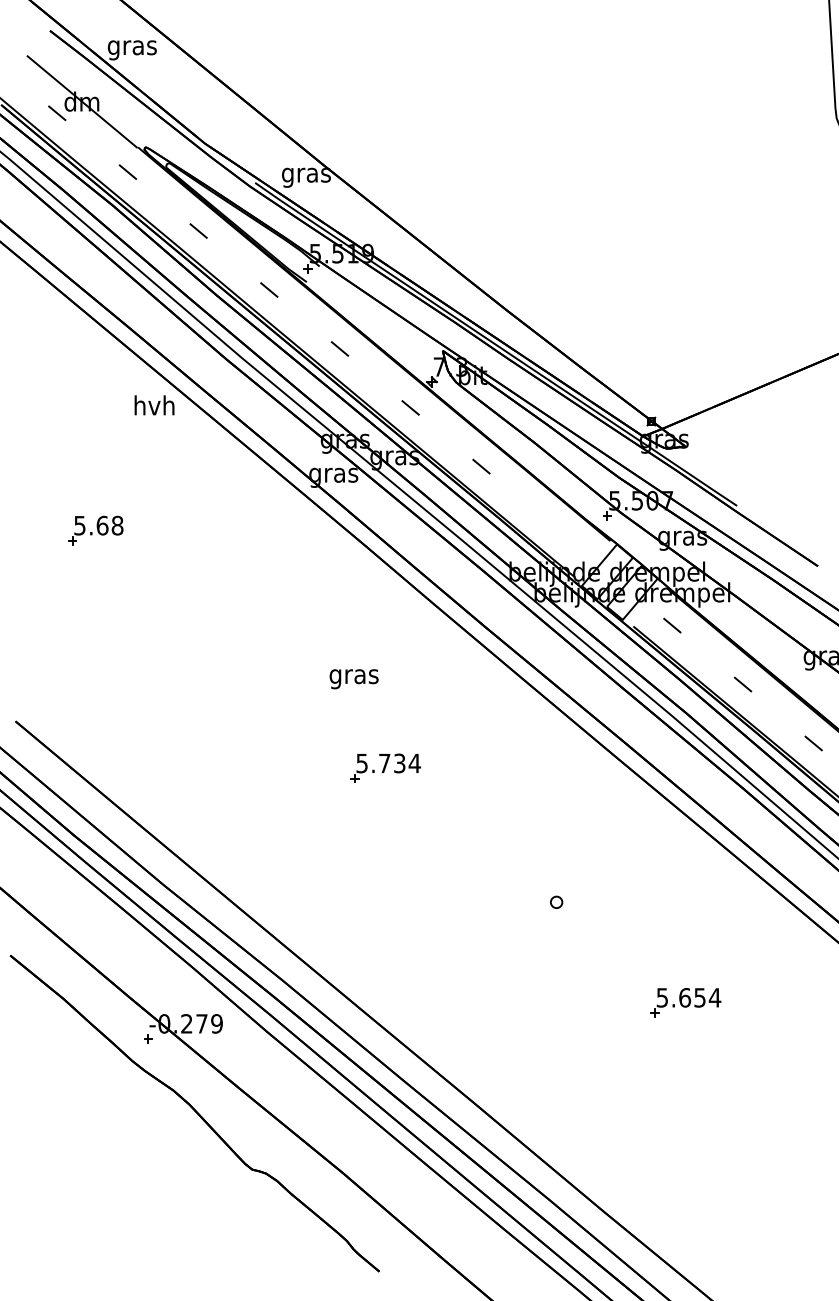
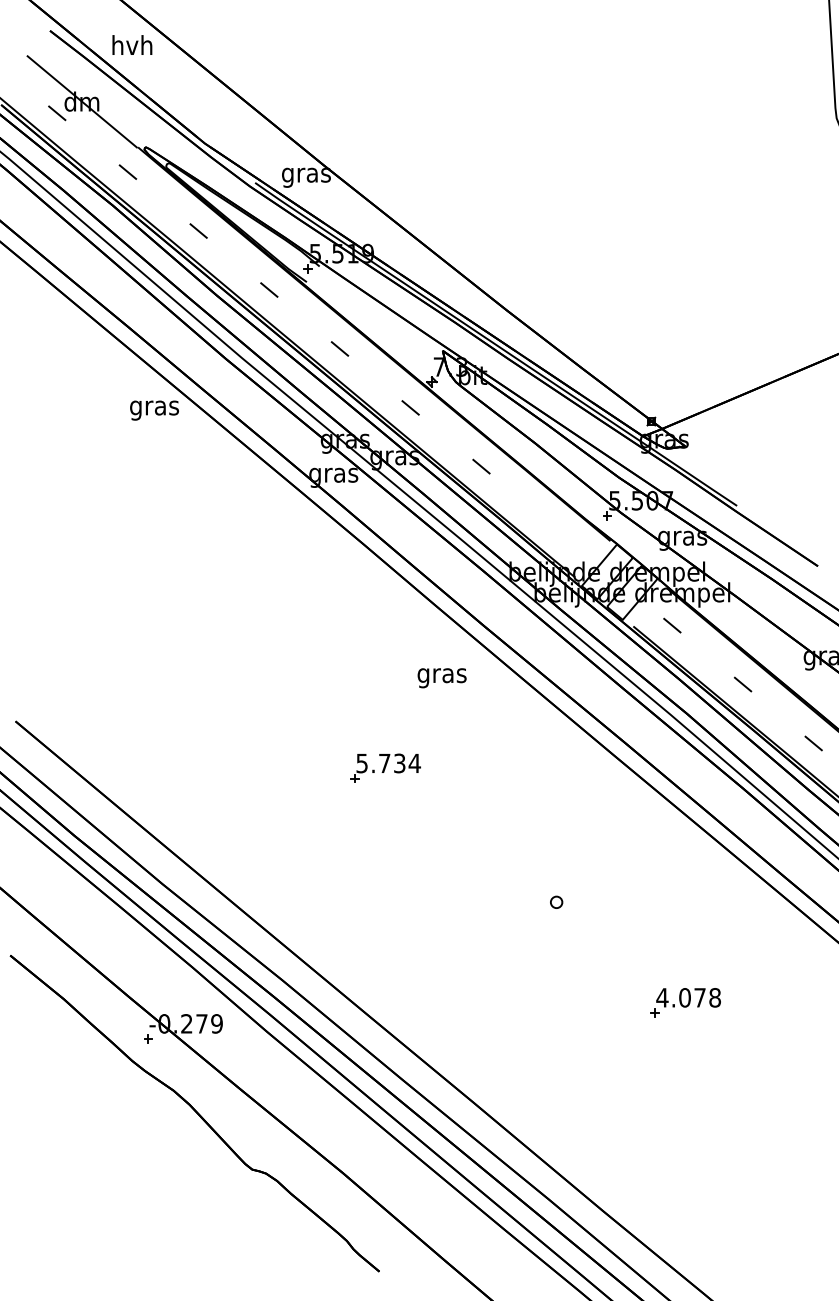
text: gras -> hvh (131, 47)
text: hvh -> gras (154, 407)
part: present -> none (95, 530)
text position: (353, 679) -> (441, 678) (441, 678)
text: 5.654 -> 4.078 (688, 997)
